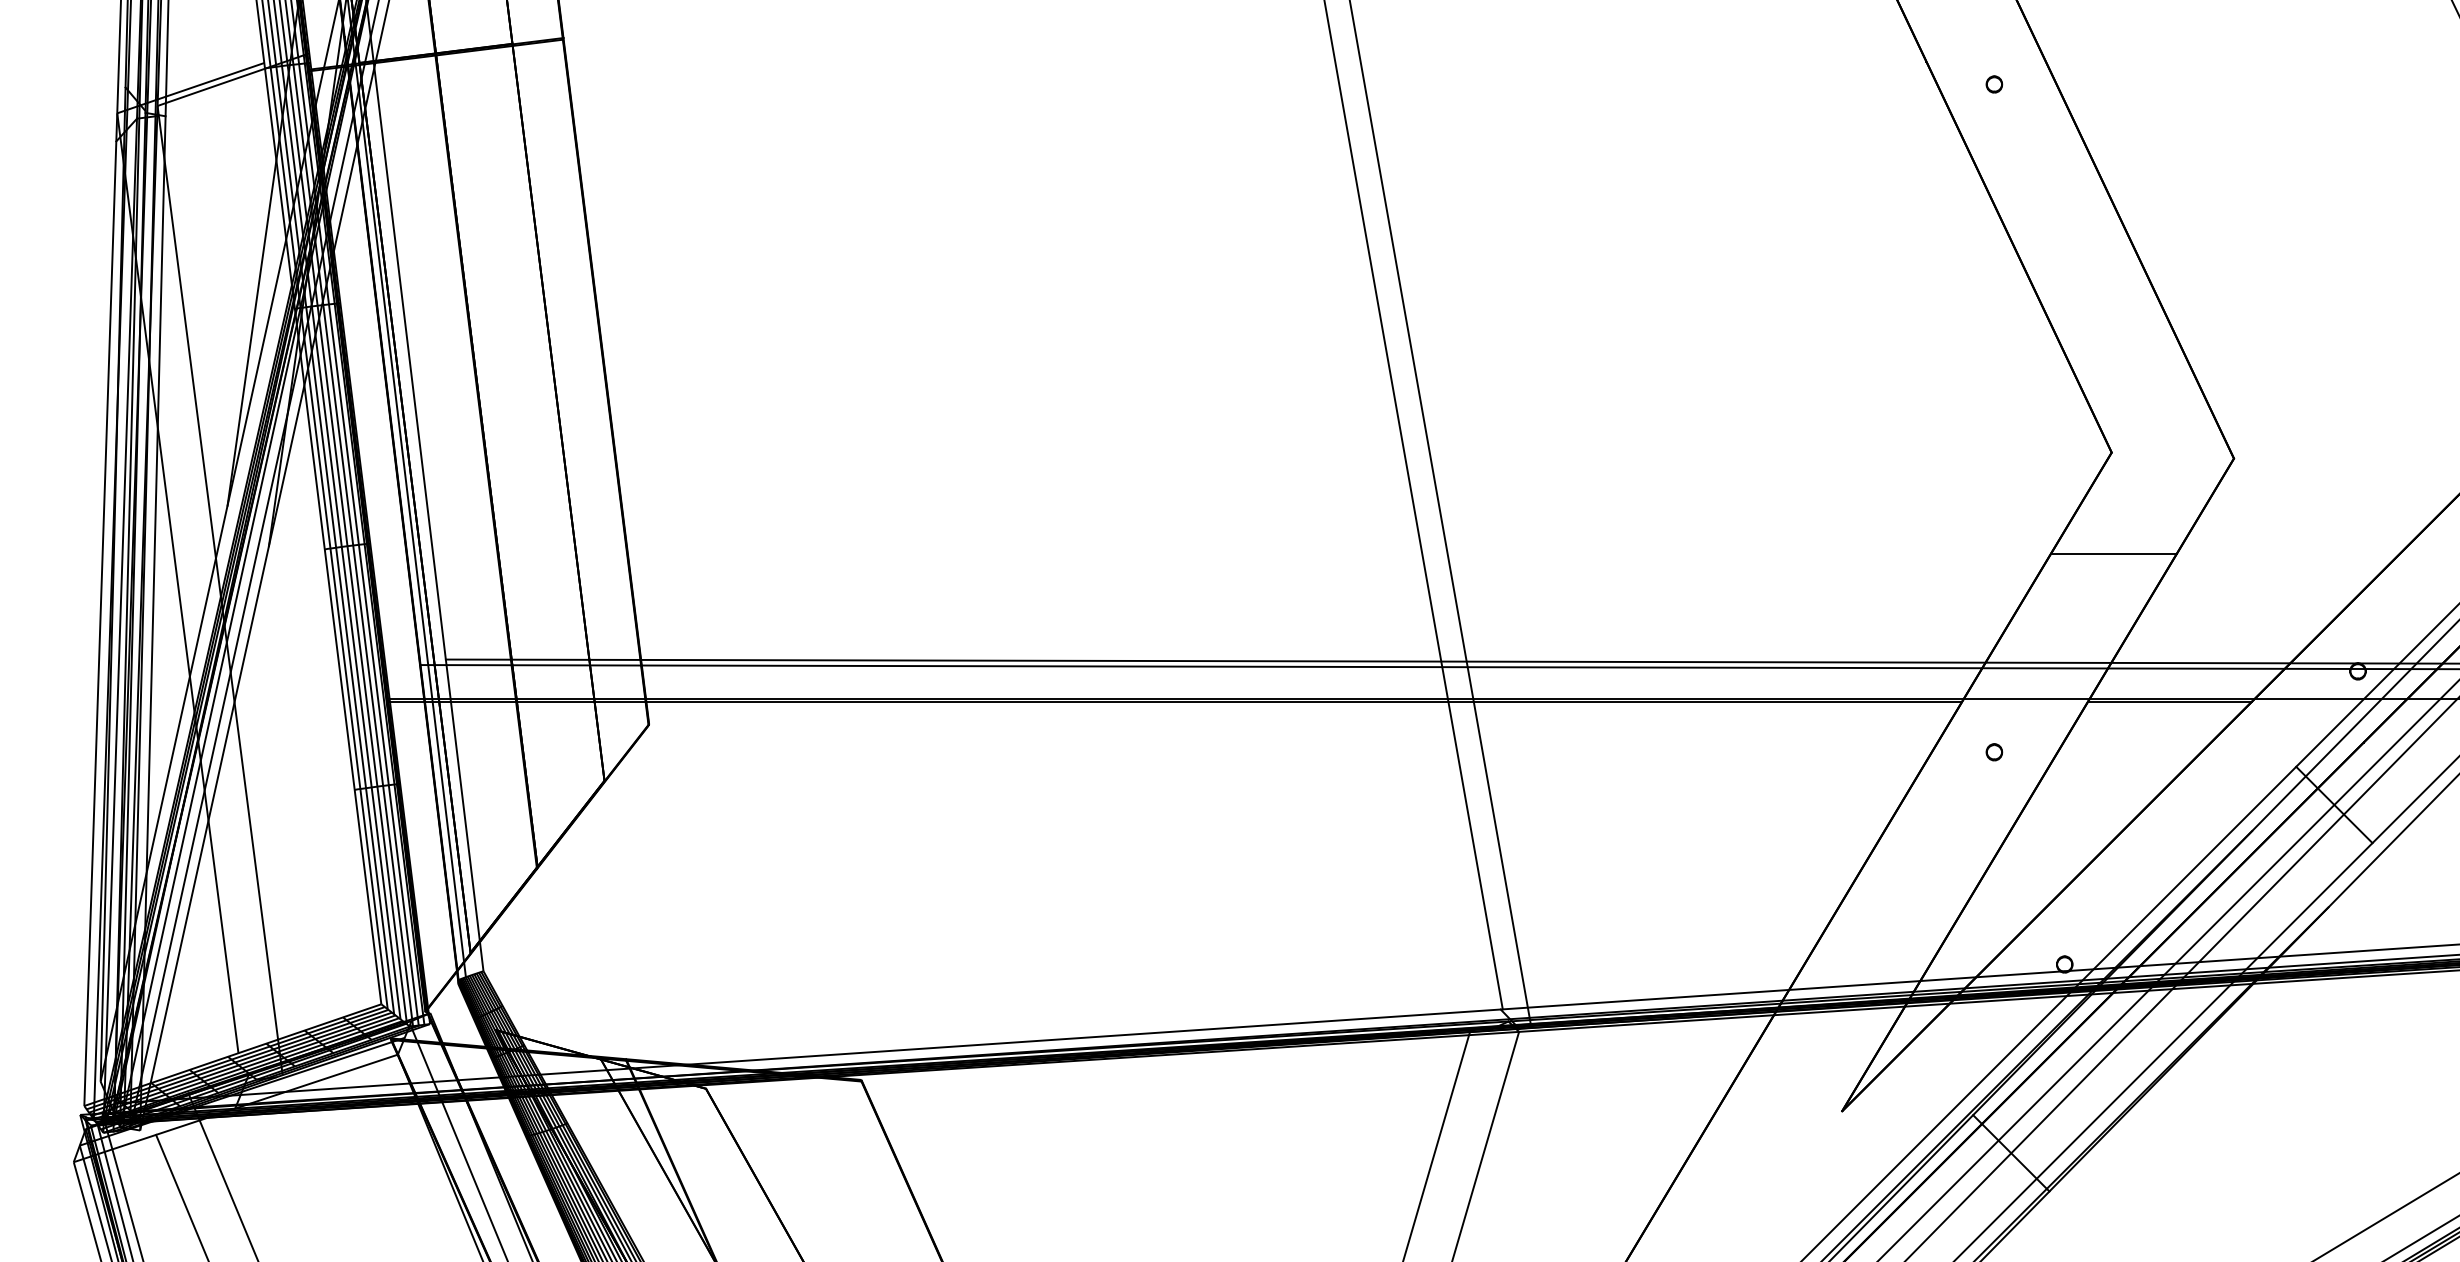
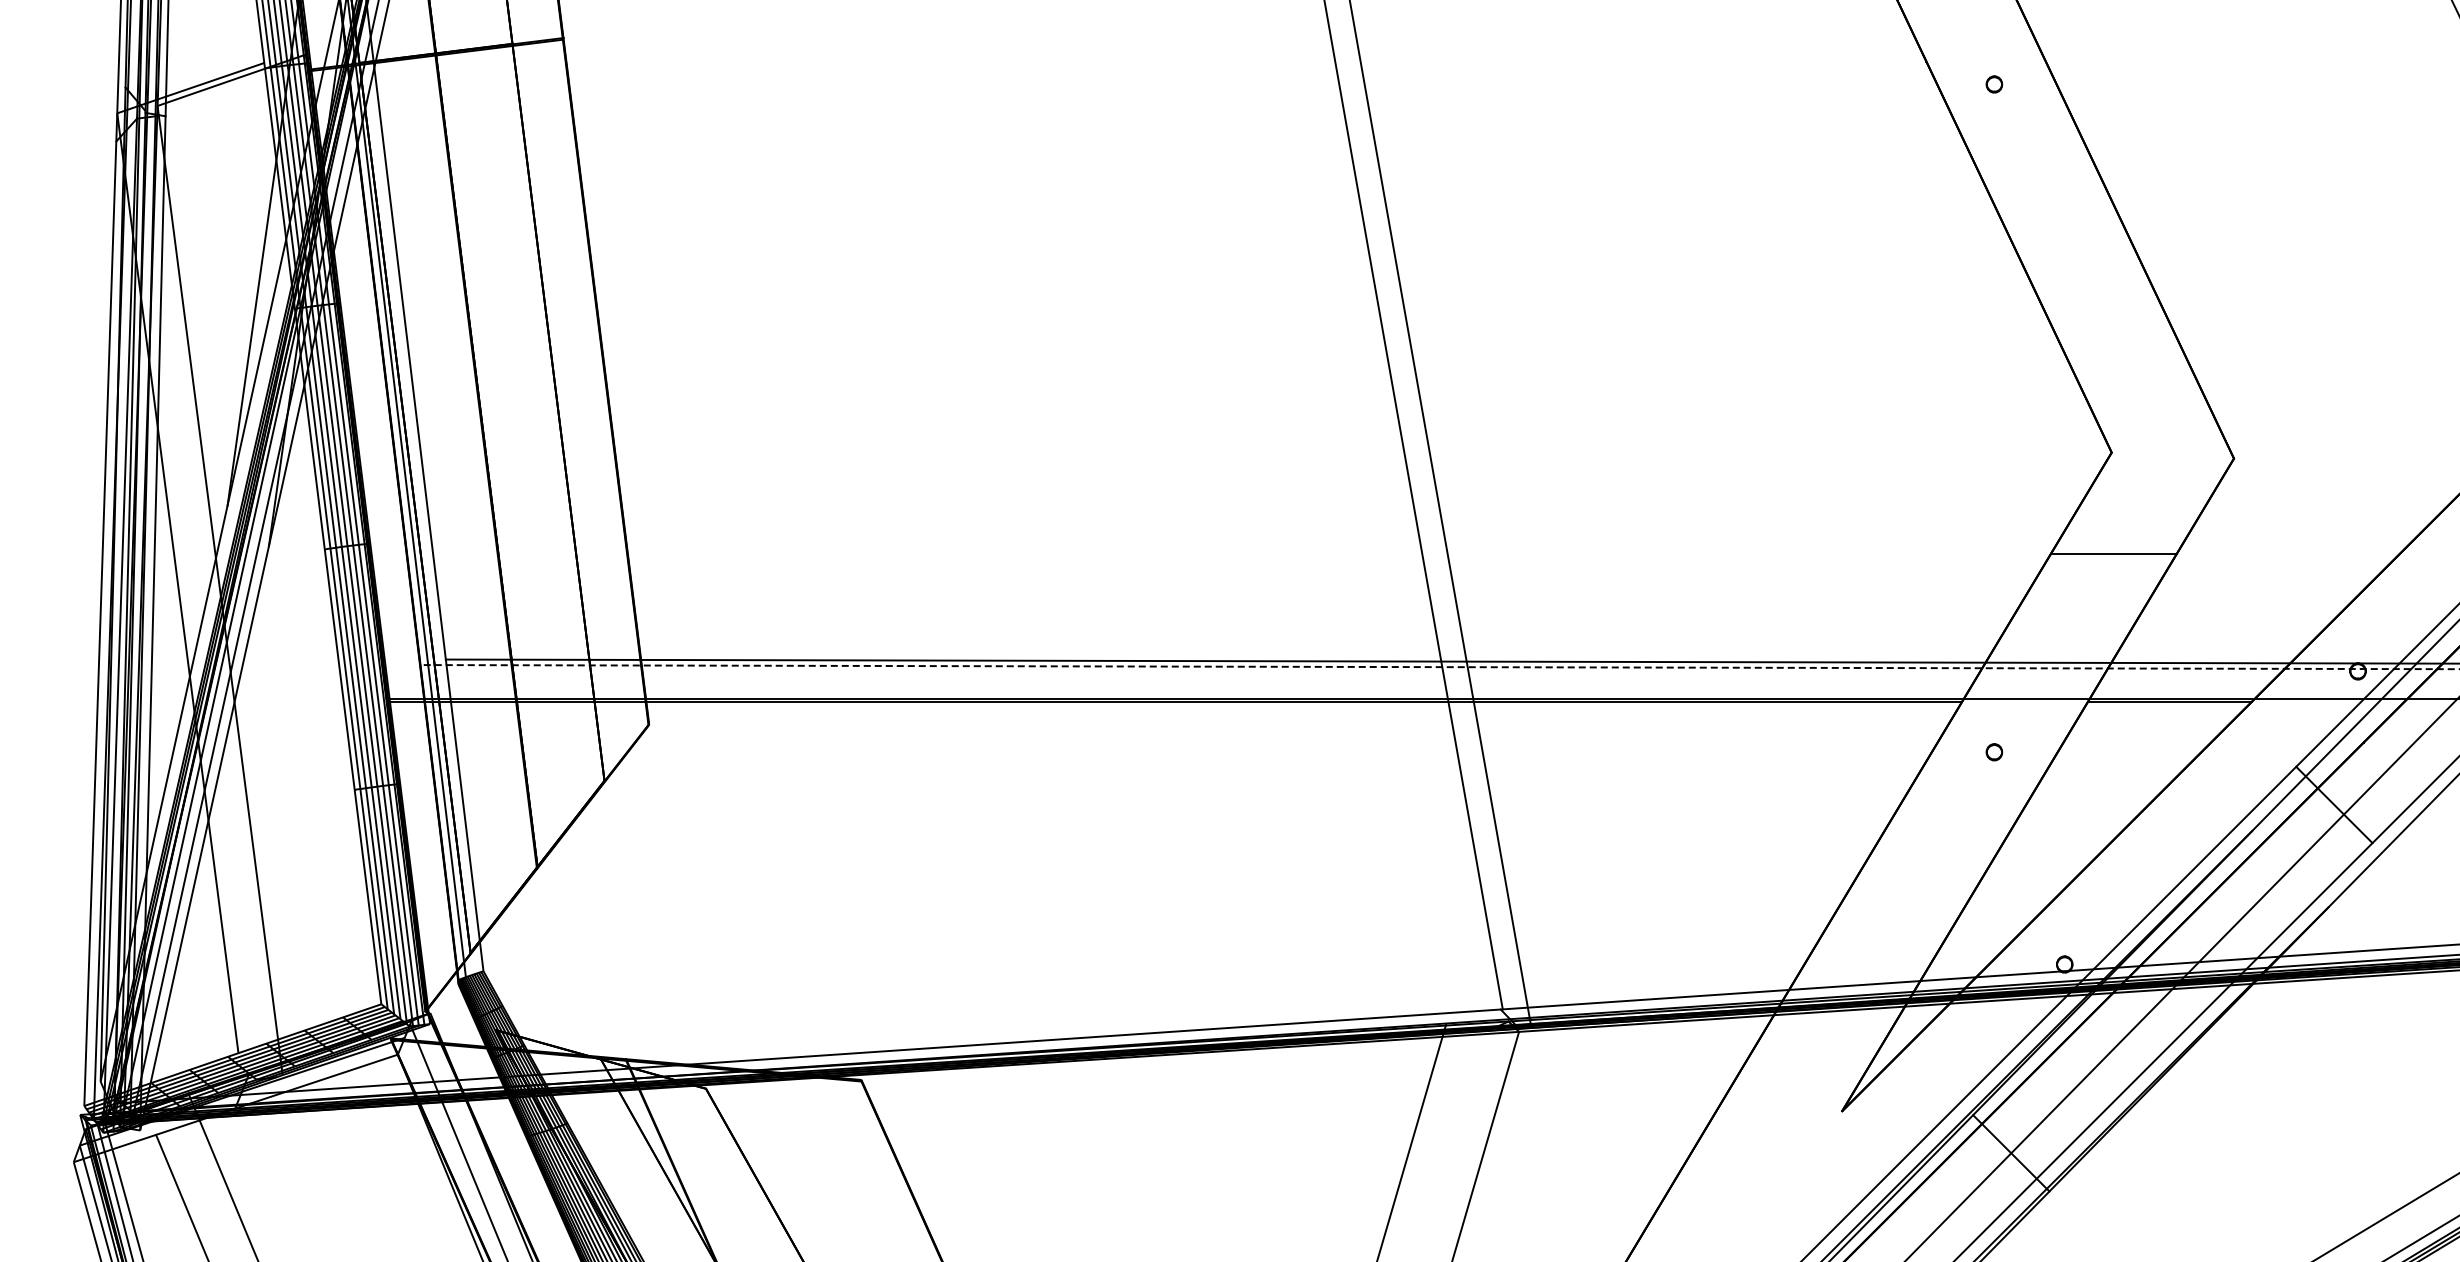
line: solid -> dashed (1439, 667)
line: present -> none (2168, 970)
line position: (1436, 1144) -> (1412, 1141) (1412, 1141)
